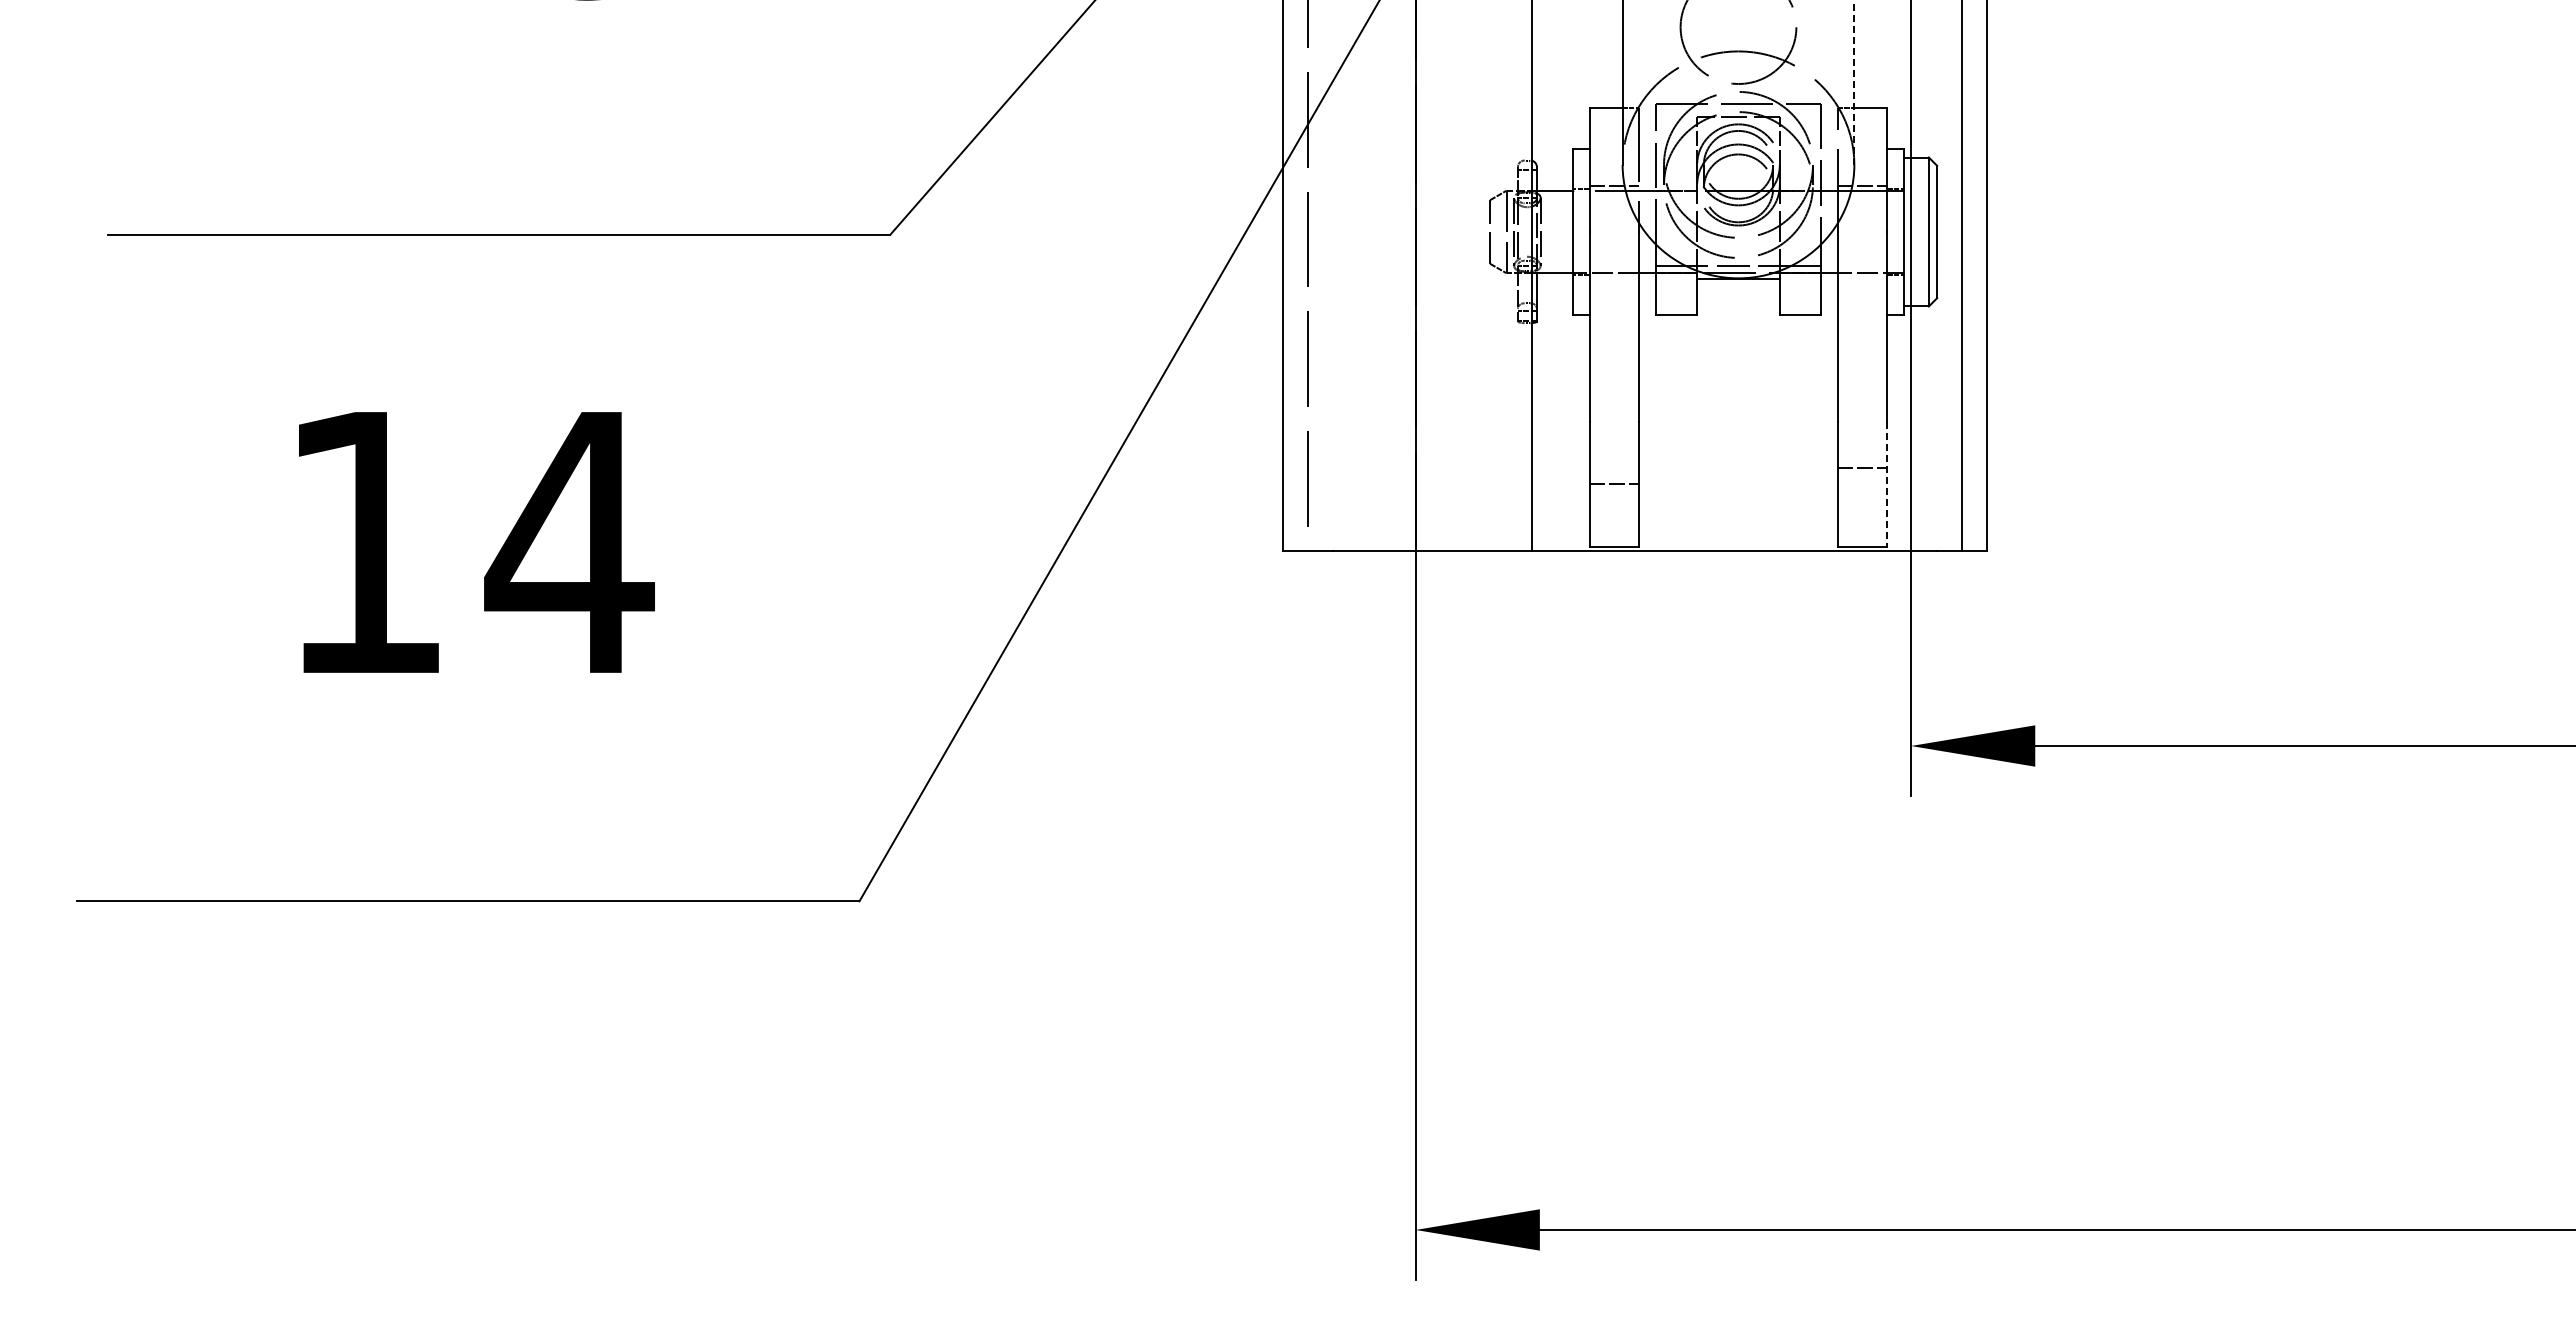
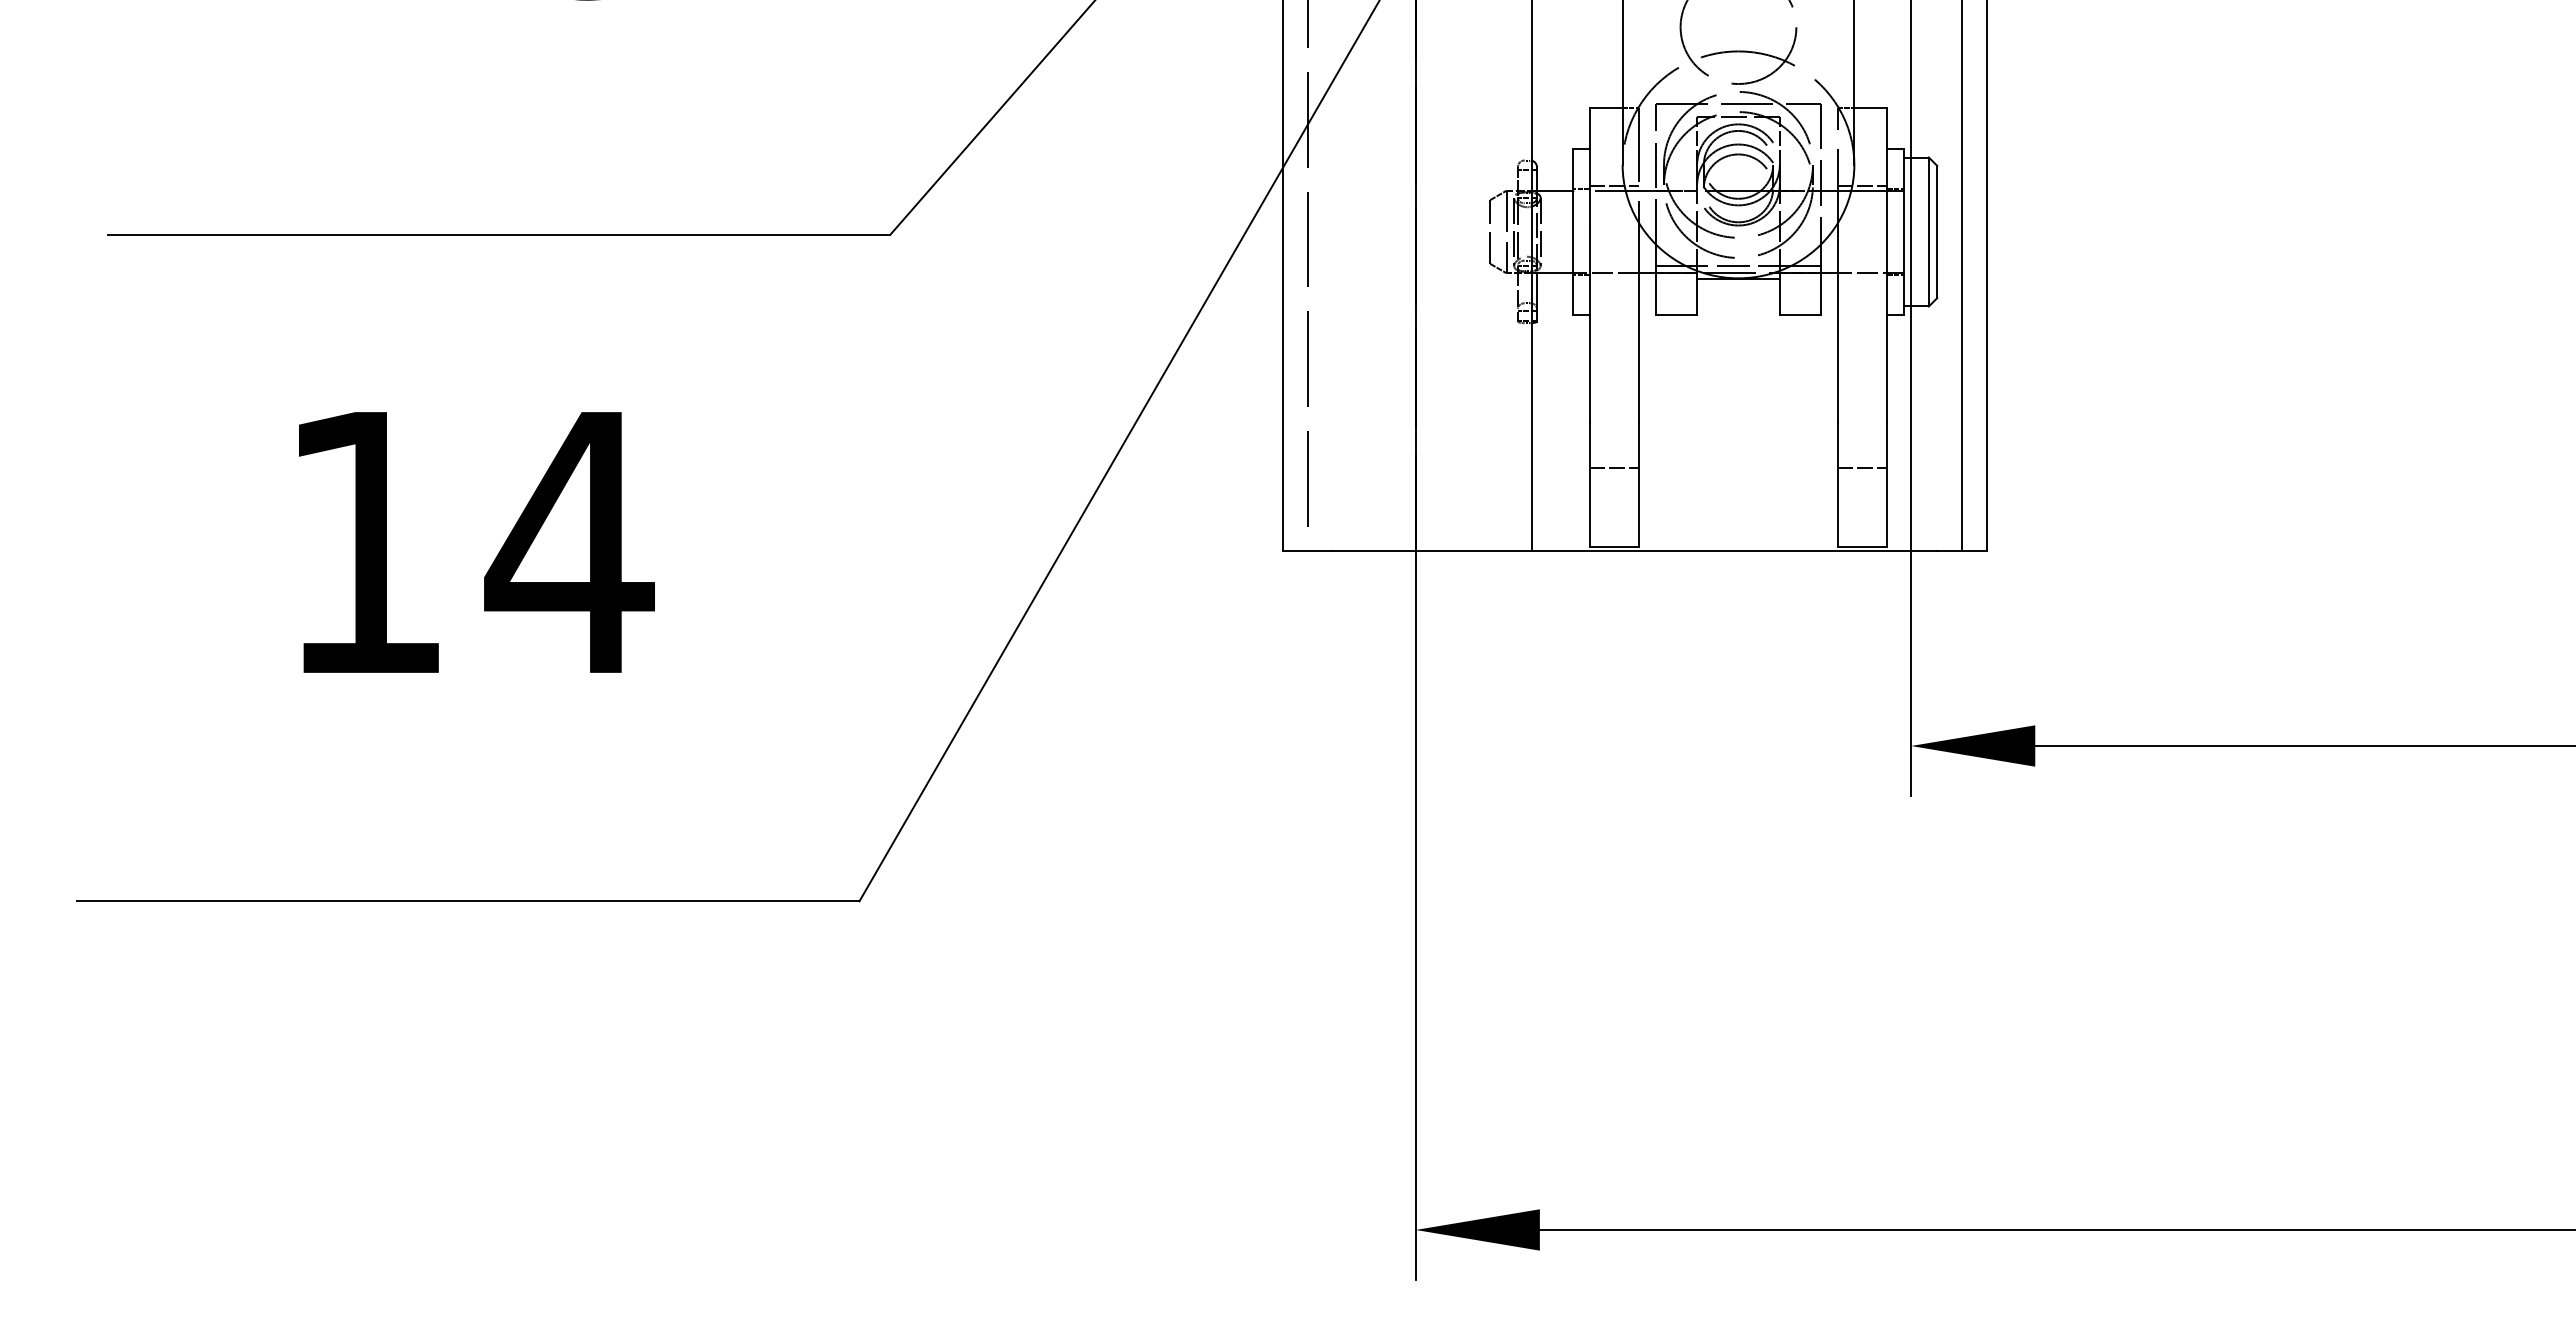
line: dashed -> solid (1854, 82)
line position: (1614, 483) -> (1614, 467) (1614, 467)
line: dashed -> solid (1887, 484)
